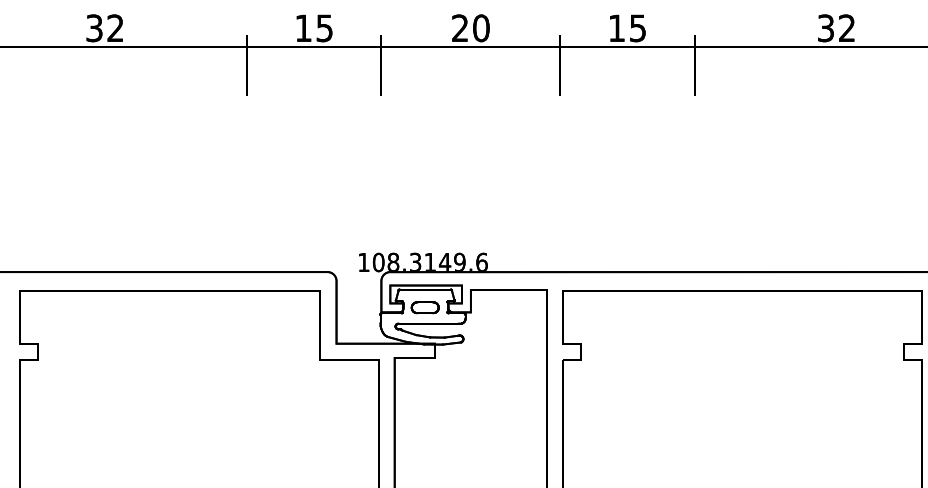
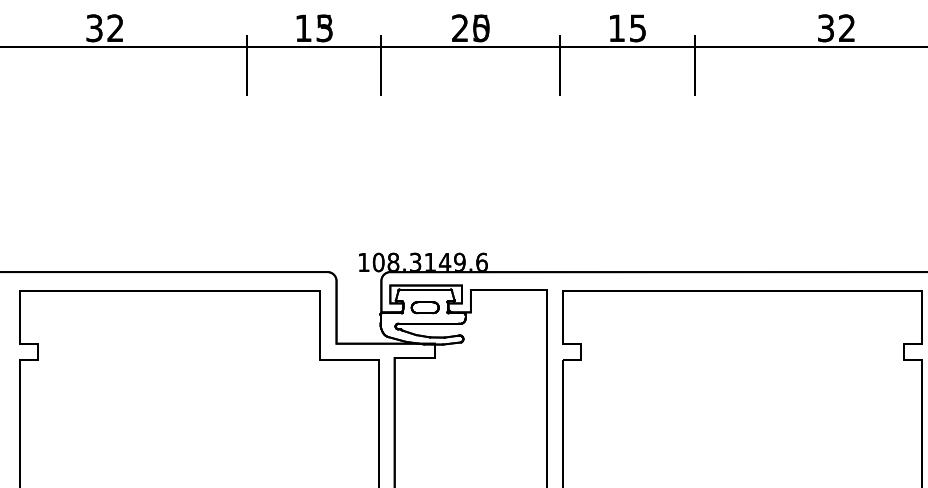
text: 15 -> 13 (324, 27)
text: 20 -> 25 (481, 28)
